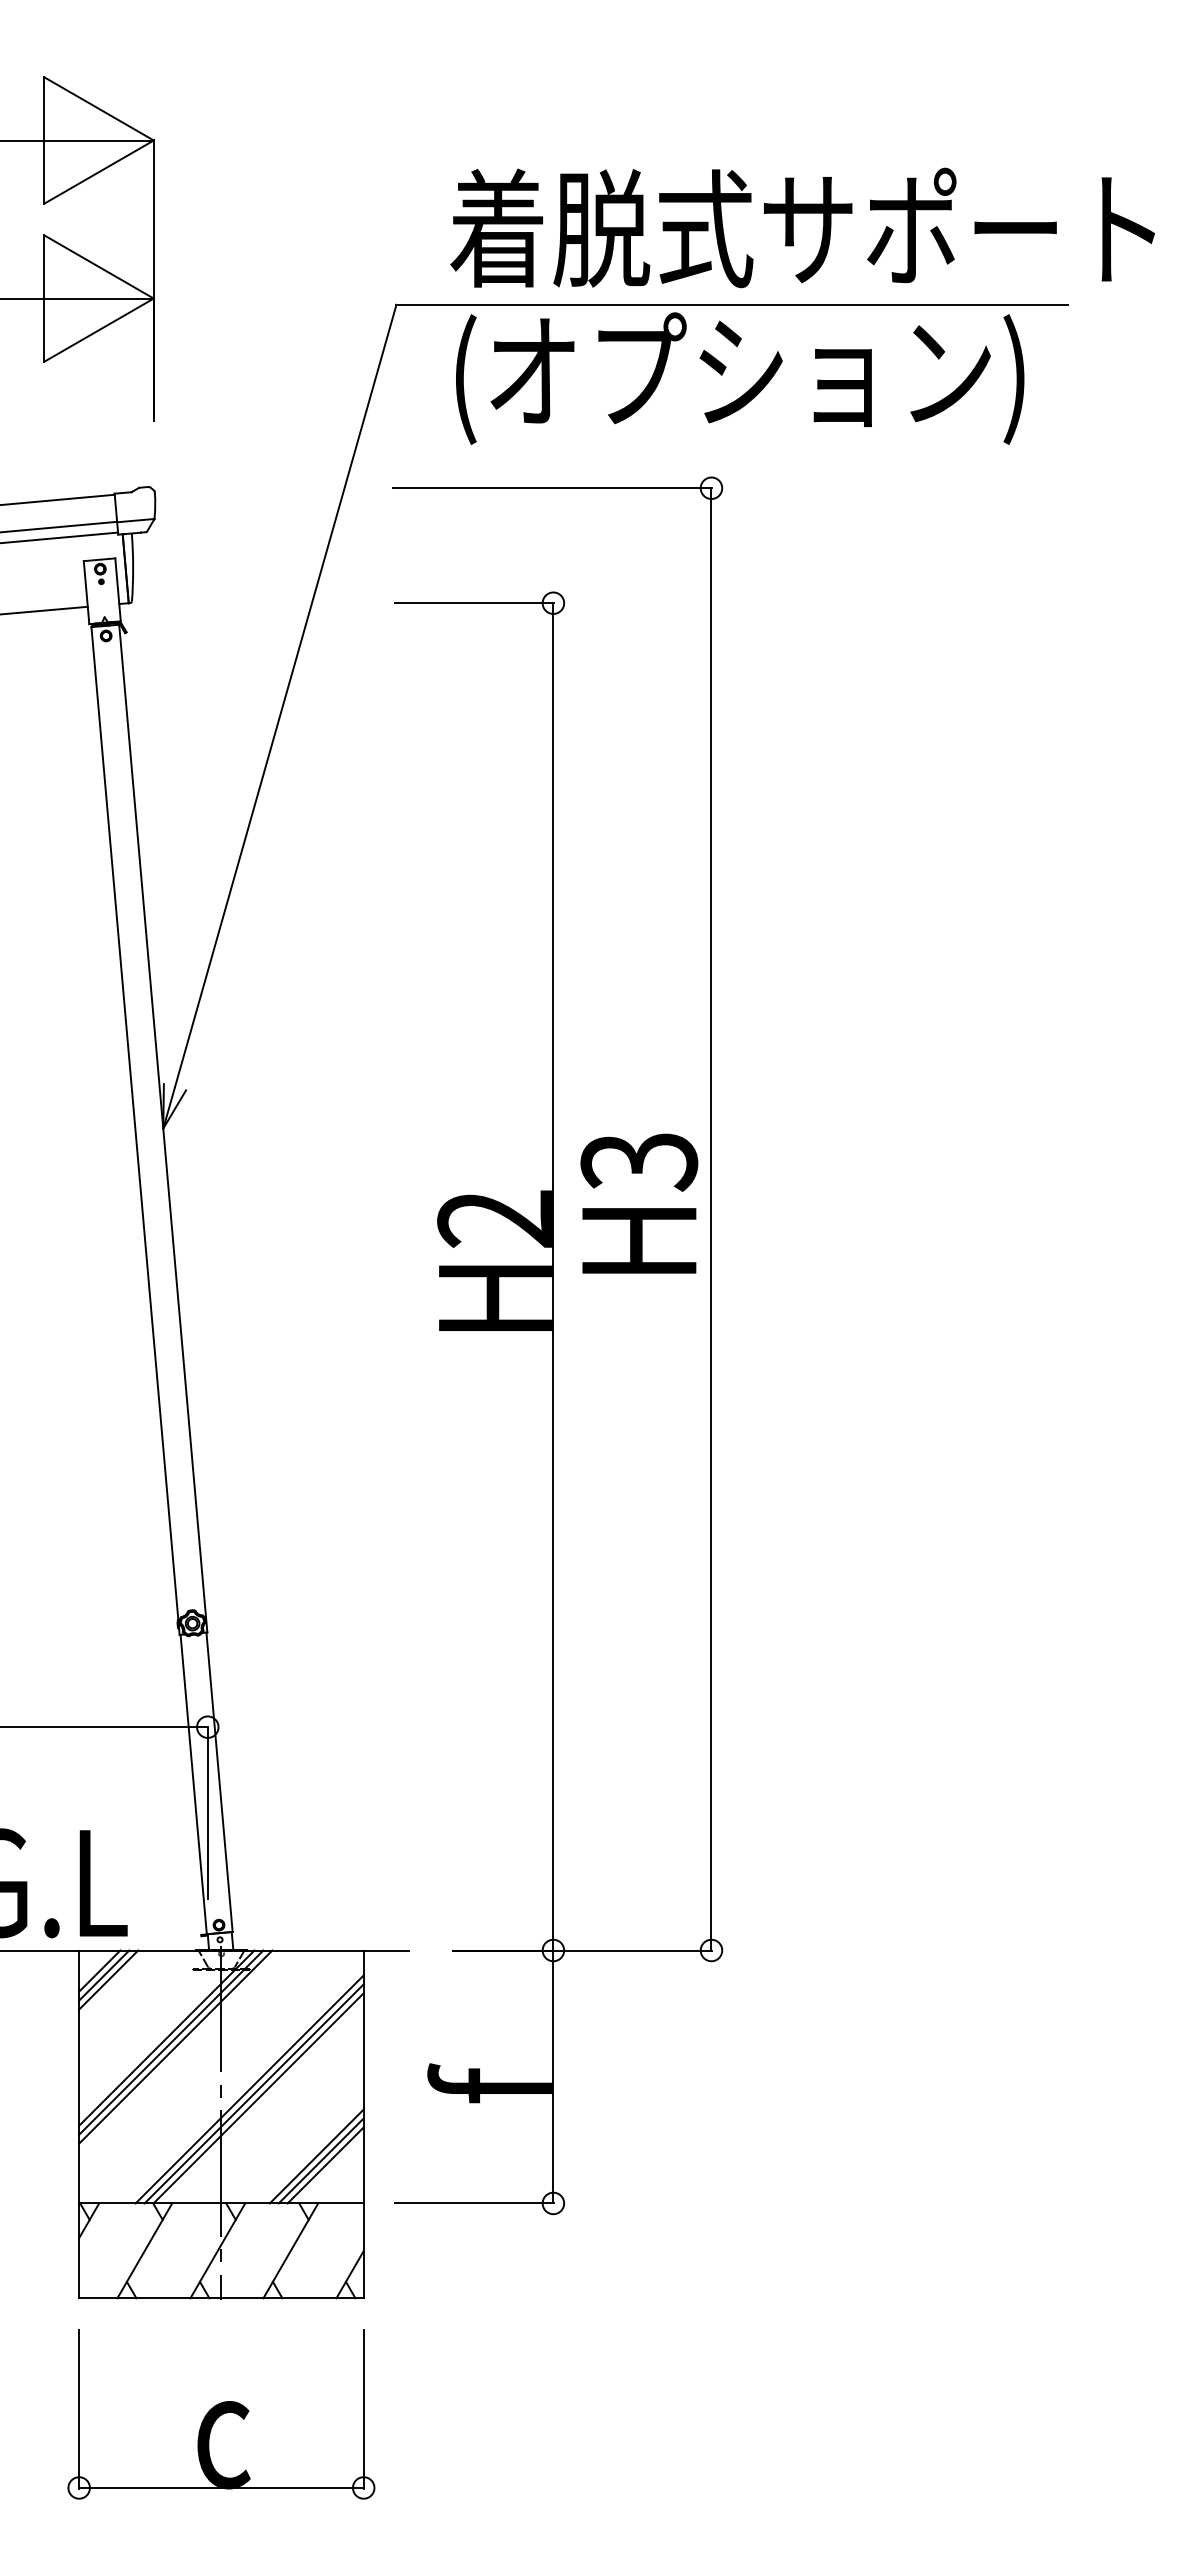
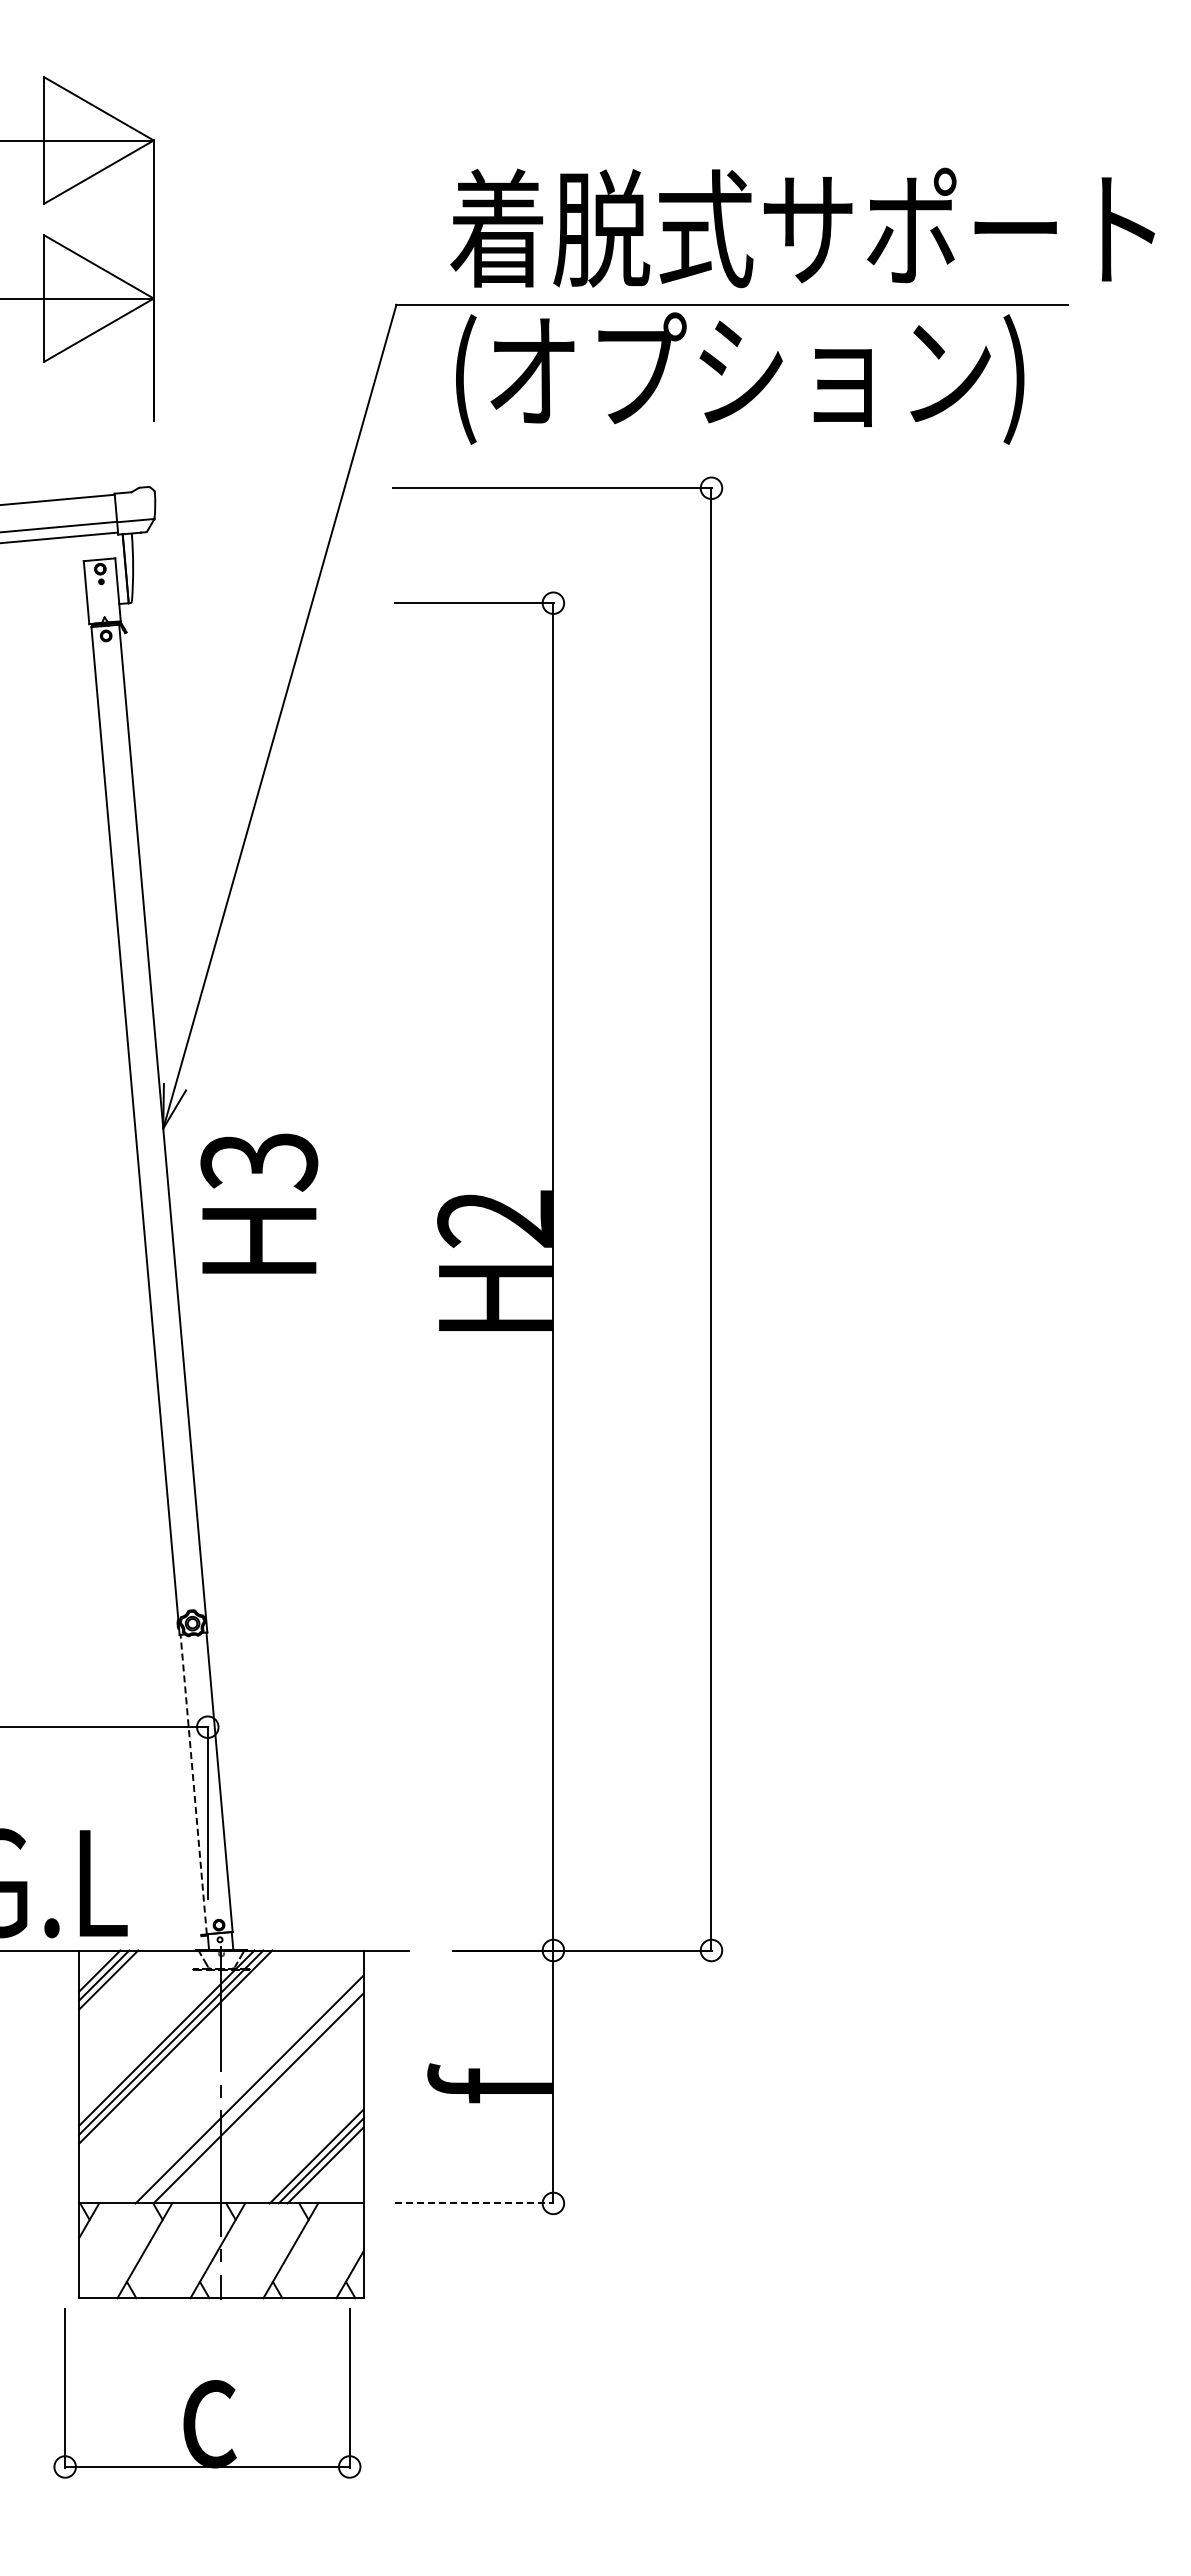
line: present -> none (44, 610)
text position: (639, 1203) -> (259, 1203) (259, 1203)
line: solid -> dashed (193, 1784)
line: present -> none (253, 2093)
line: solid -> dashed (475, 2203)
part position: (221, 2414) -> (207, 2393) (207, 2393)
